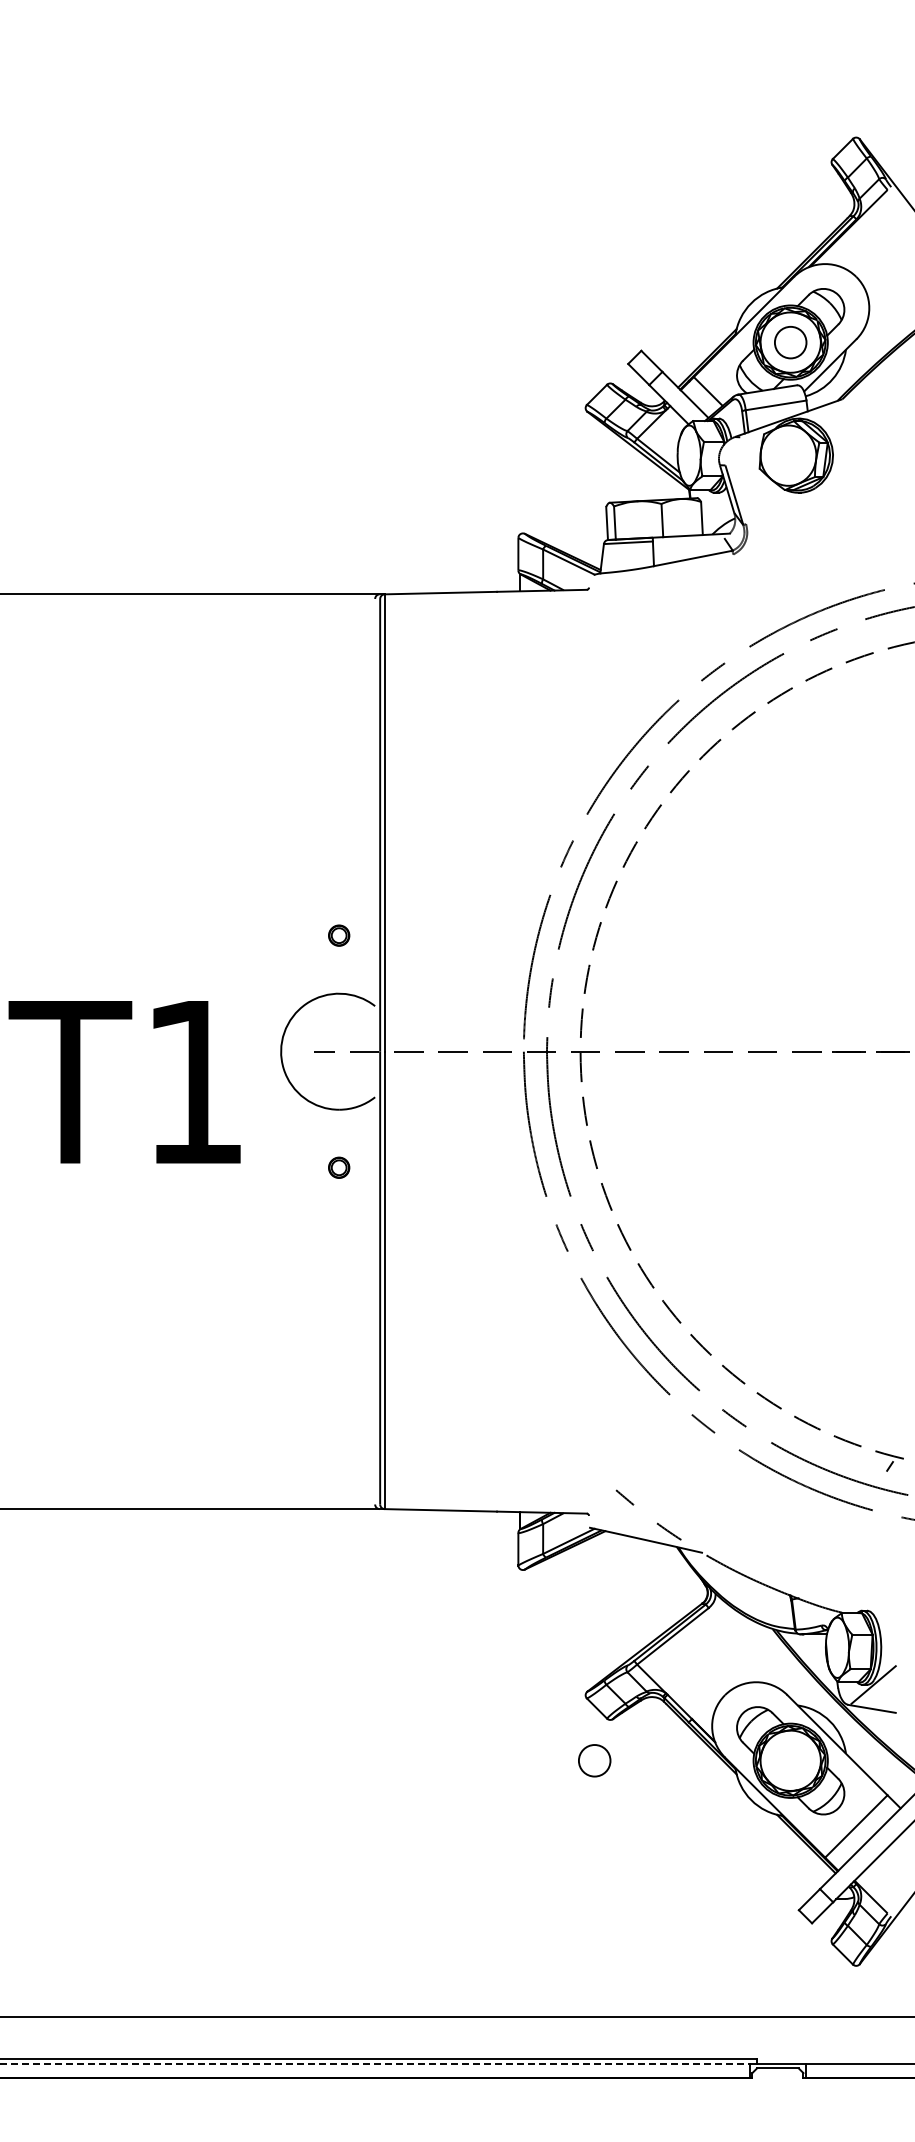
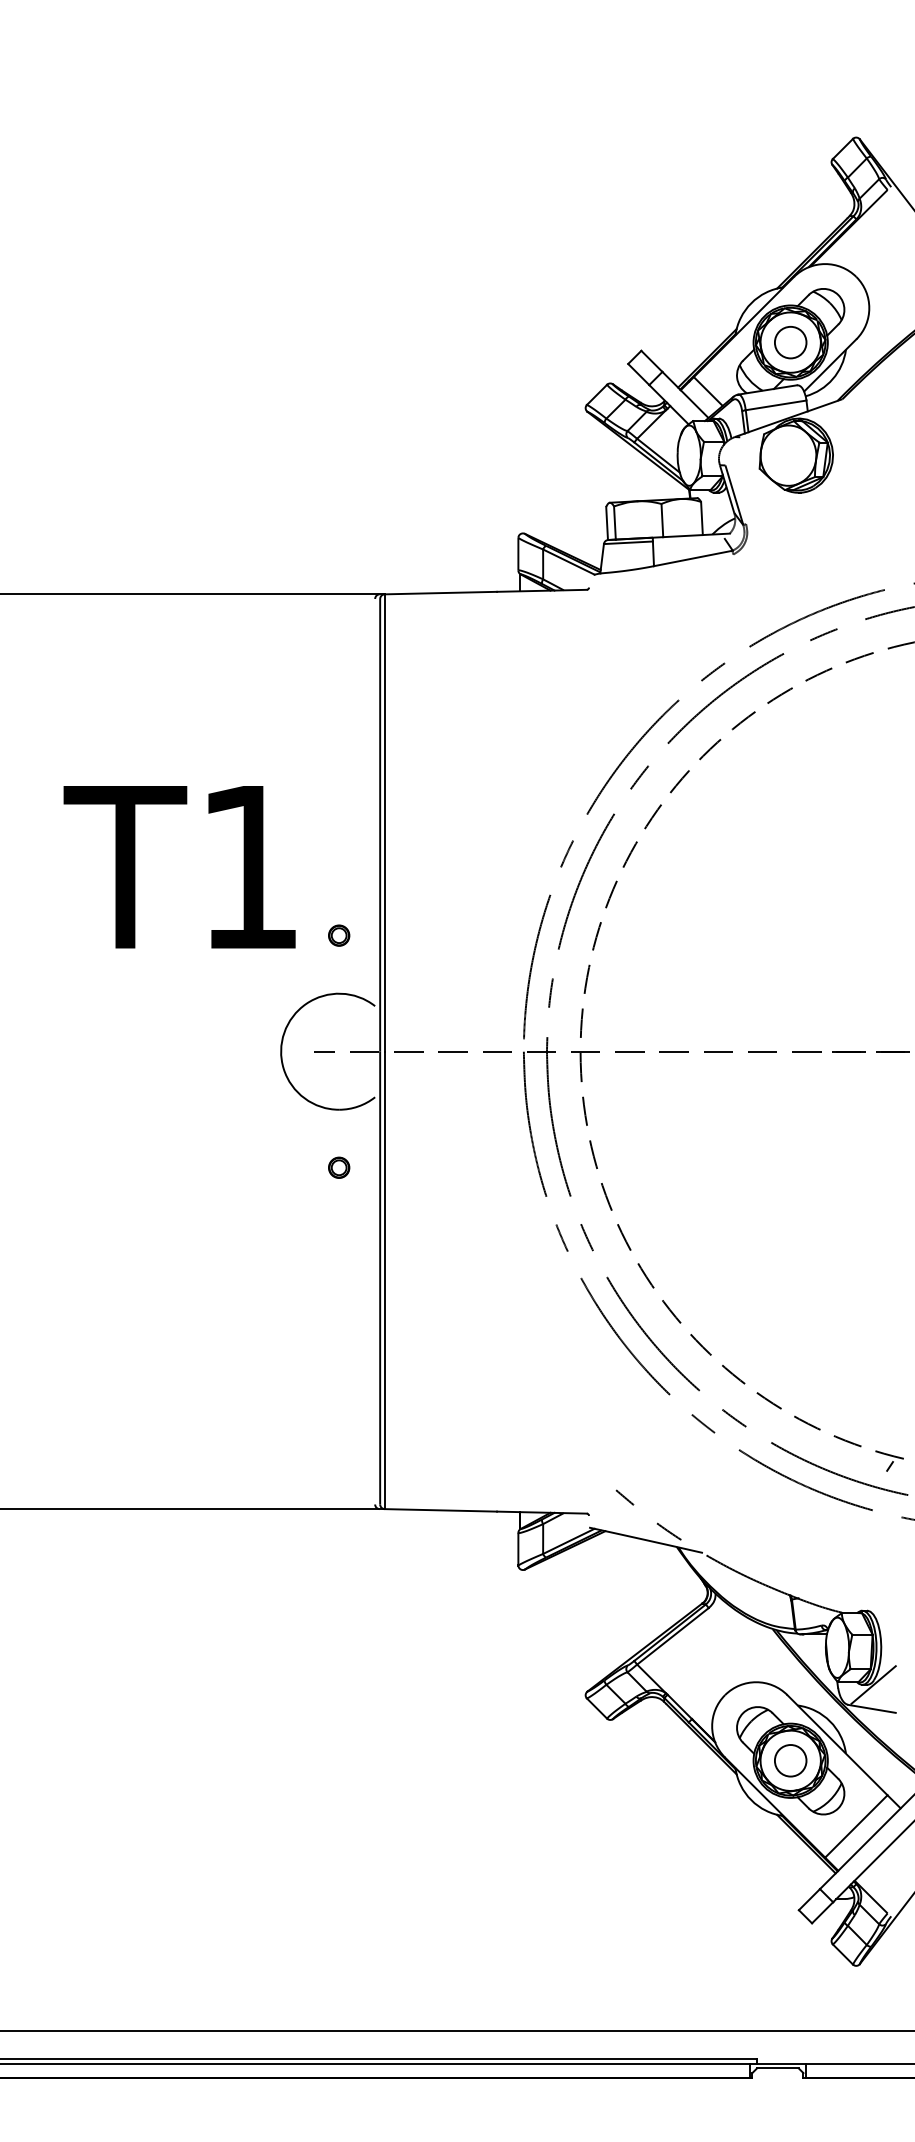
text position: (124, 1082) -> (179, 867) (179, 867)
circle position: (594, 1760) -> (790, 1760) (790, 1760)
line position: (456, 2017) -> (456, 2031) (456, 2031)
line: dashed -> solid (375, 2063)
